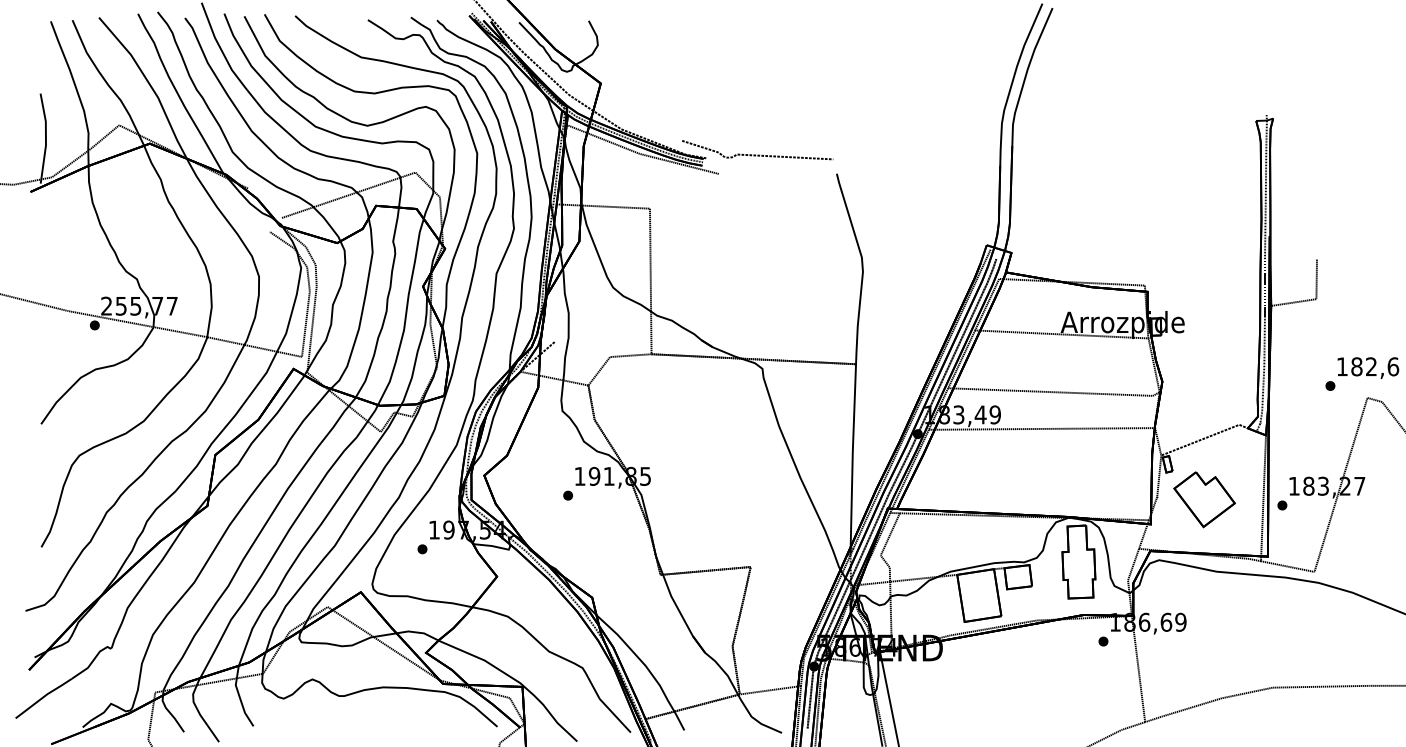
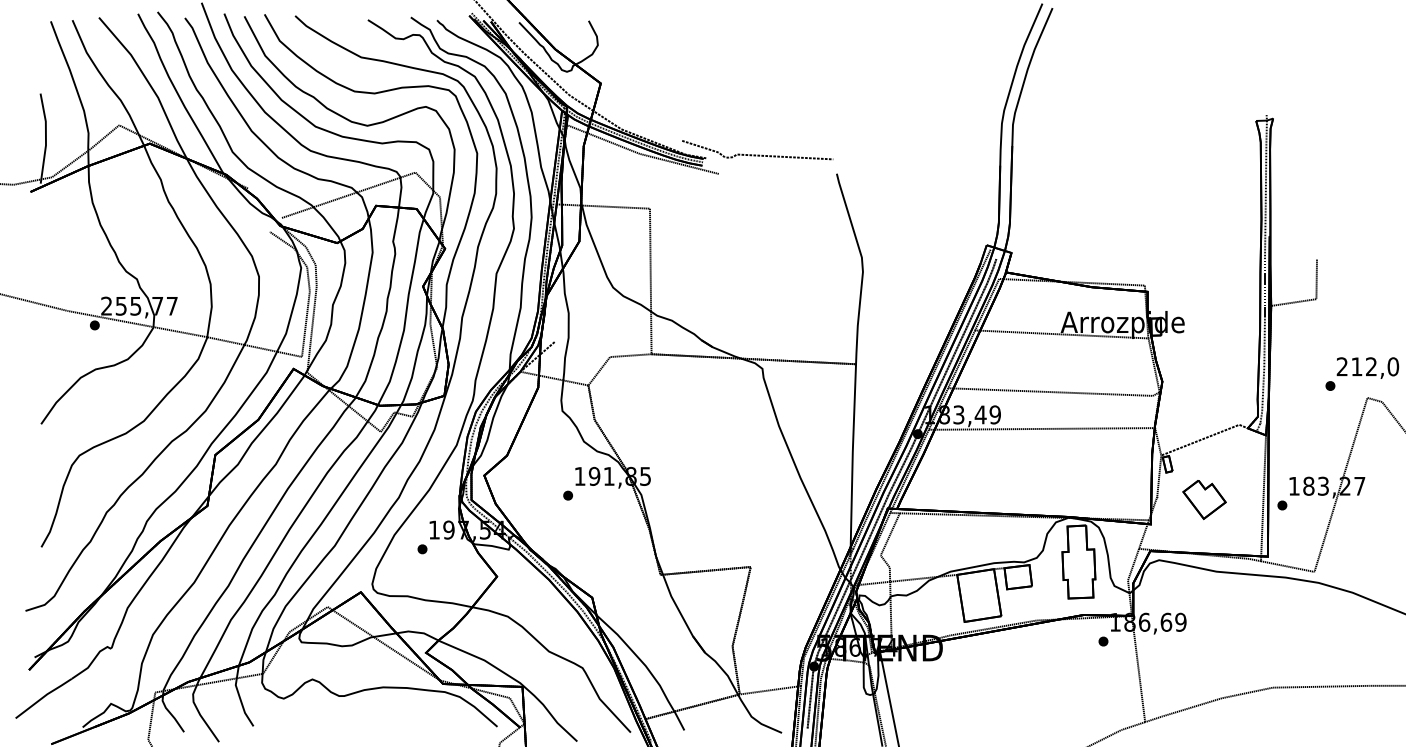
text: 182,6 -> 212,0 (1367, 366)
part size: 63x58 px -> 45x41 px (1204, 500)
